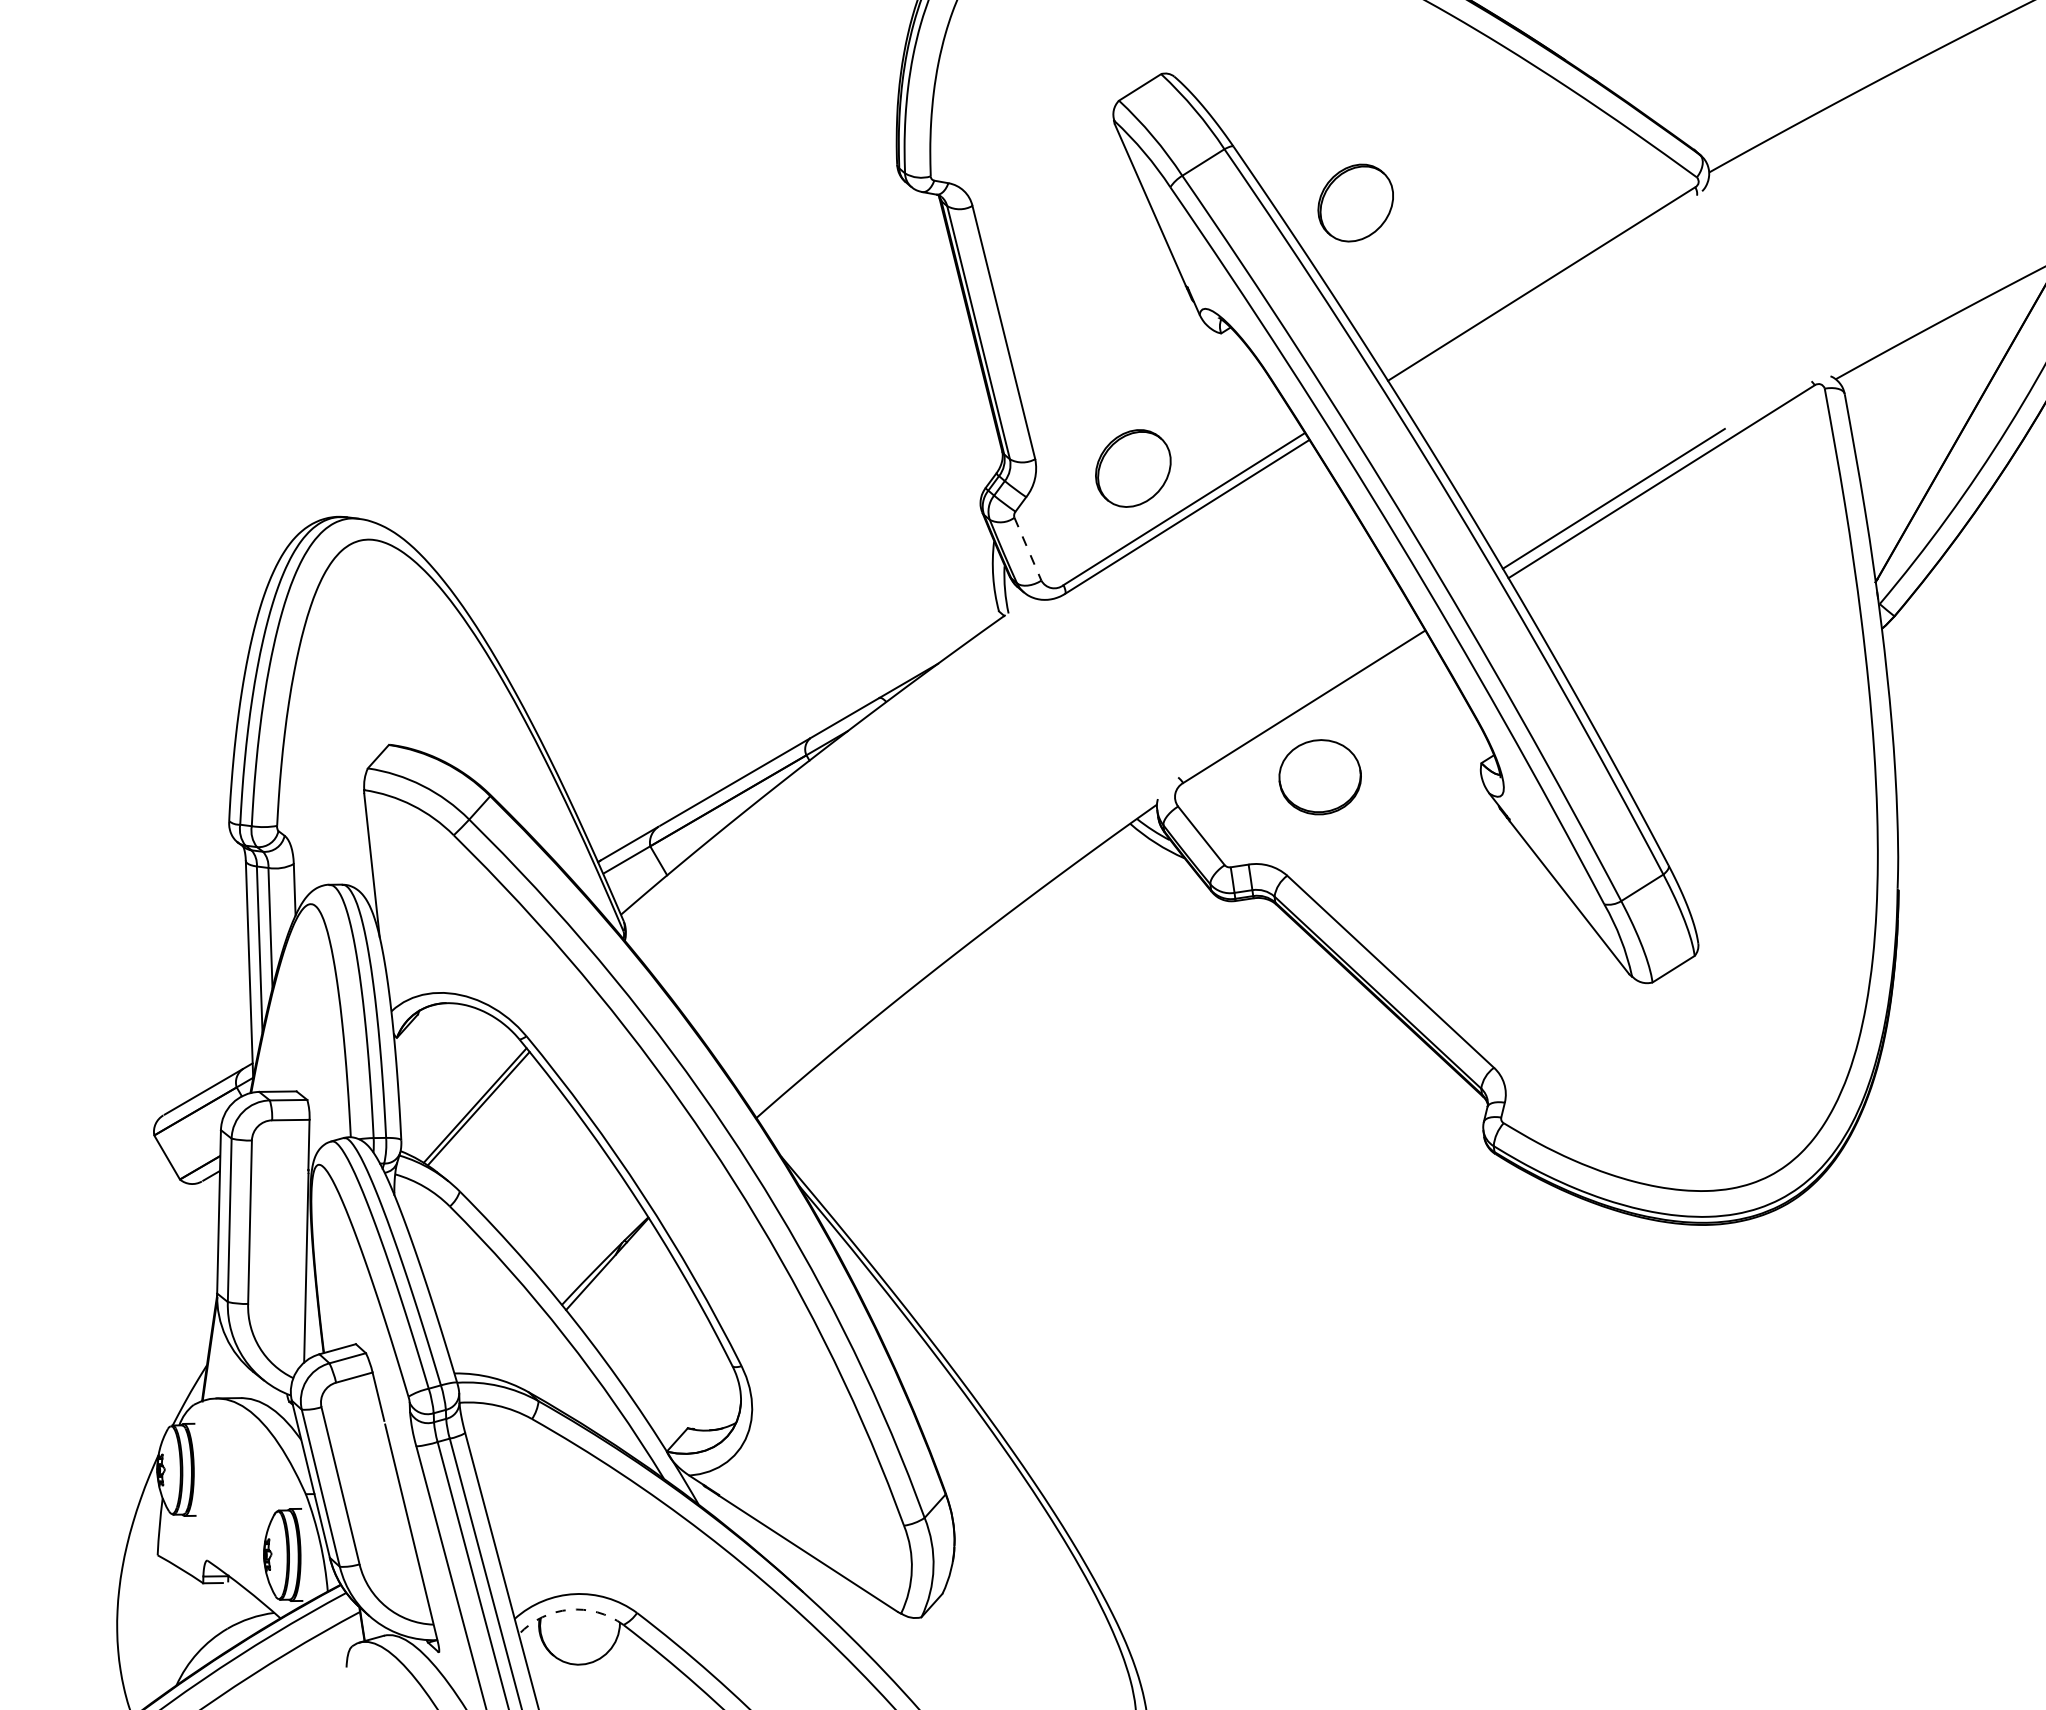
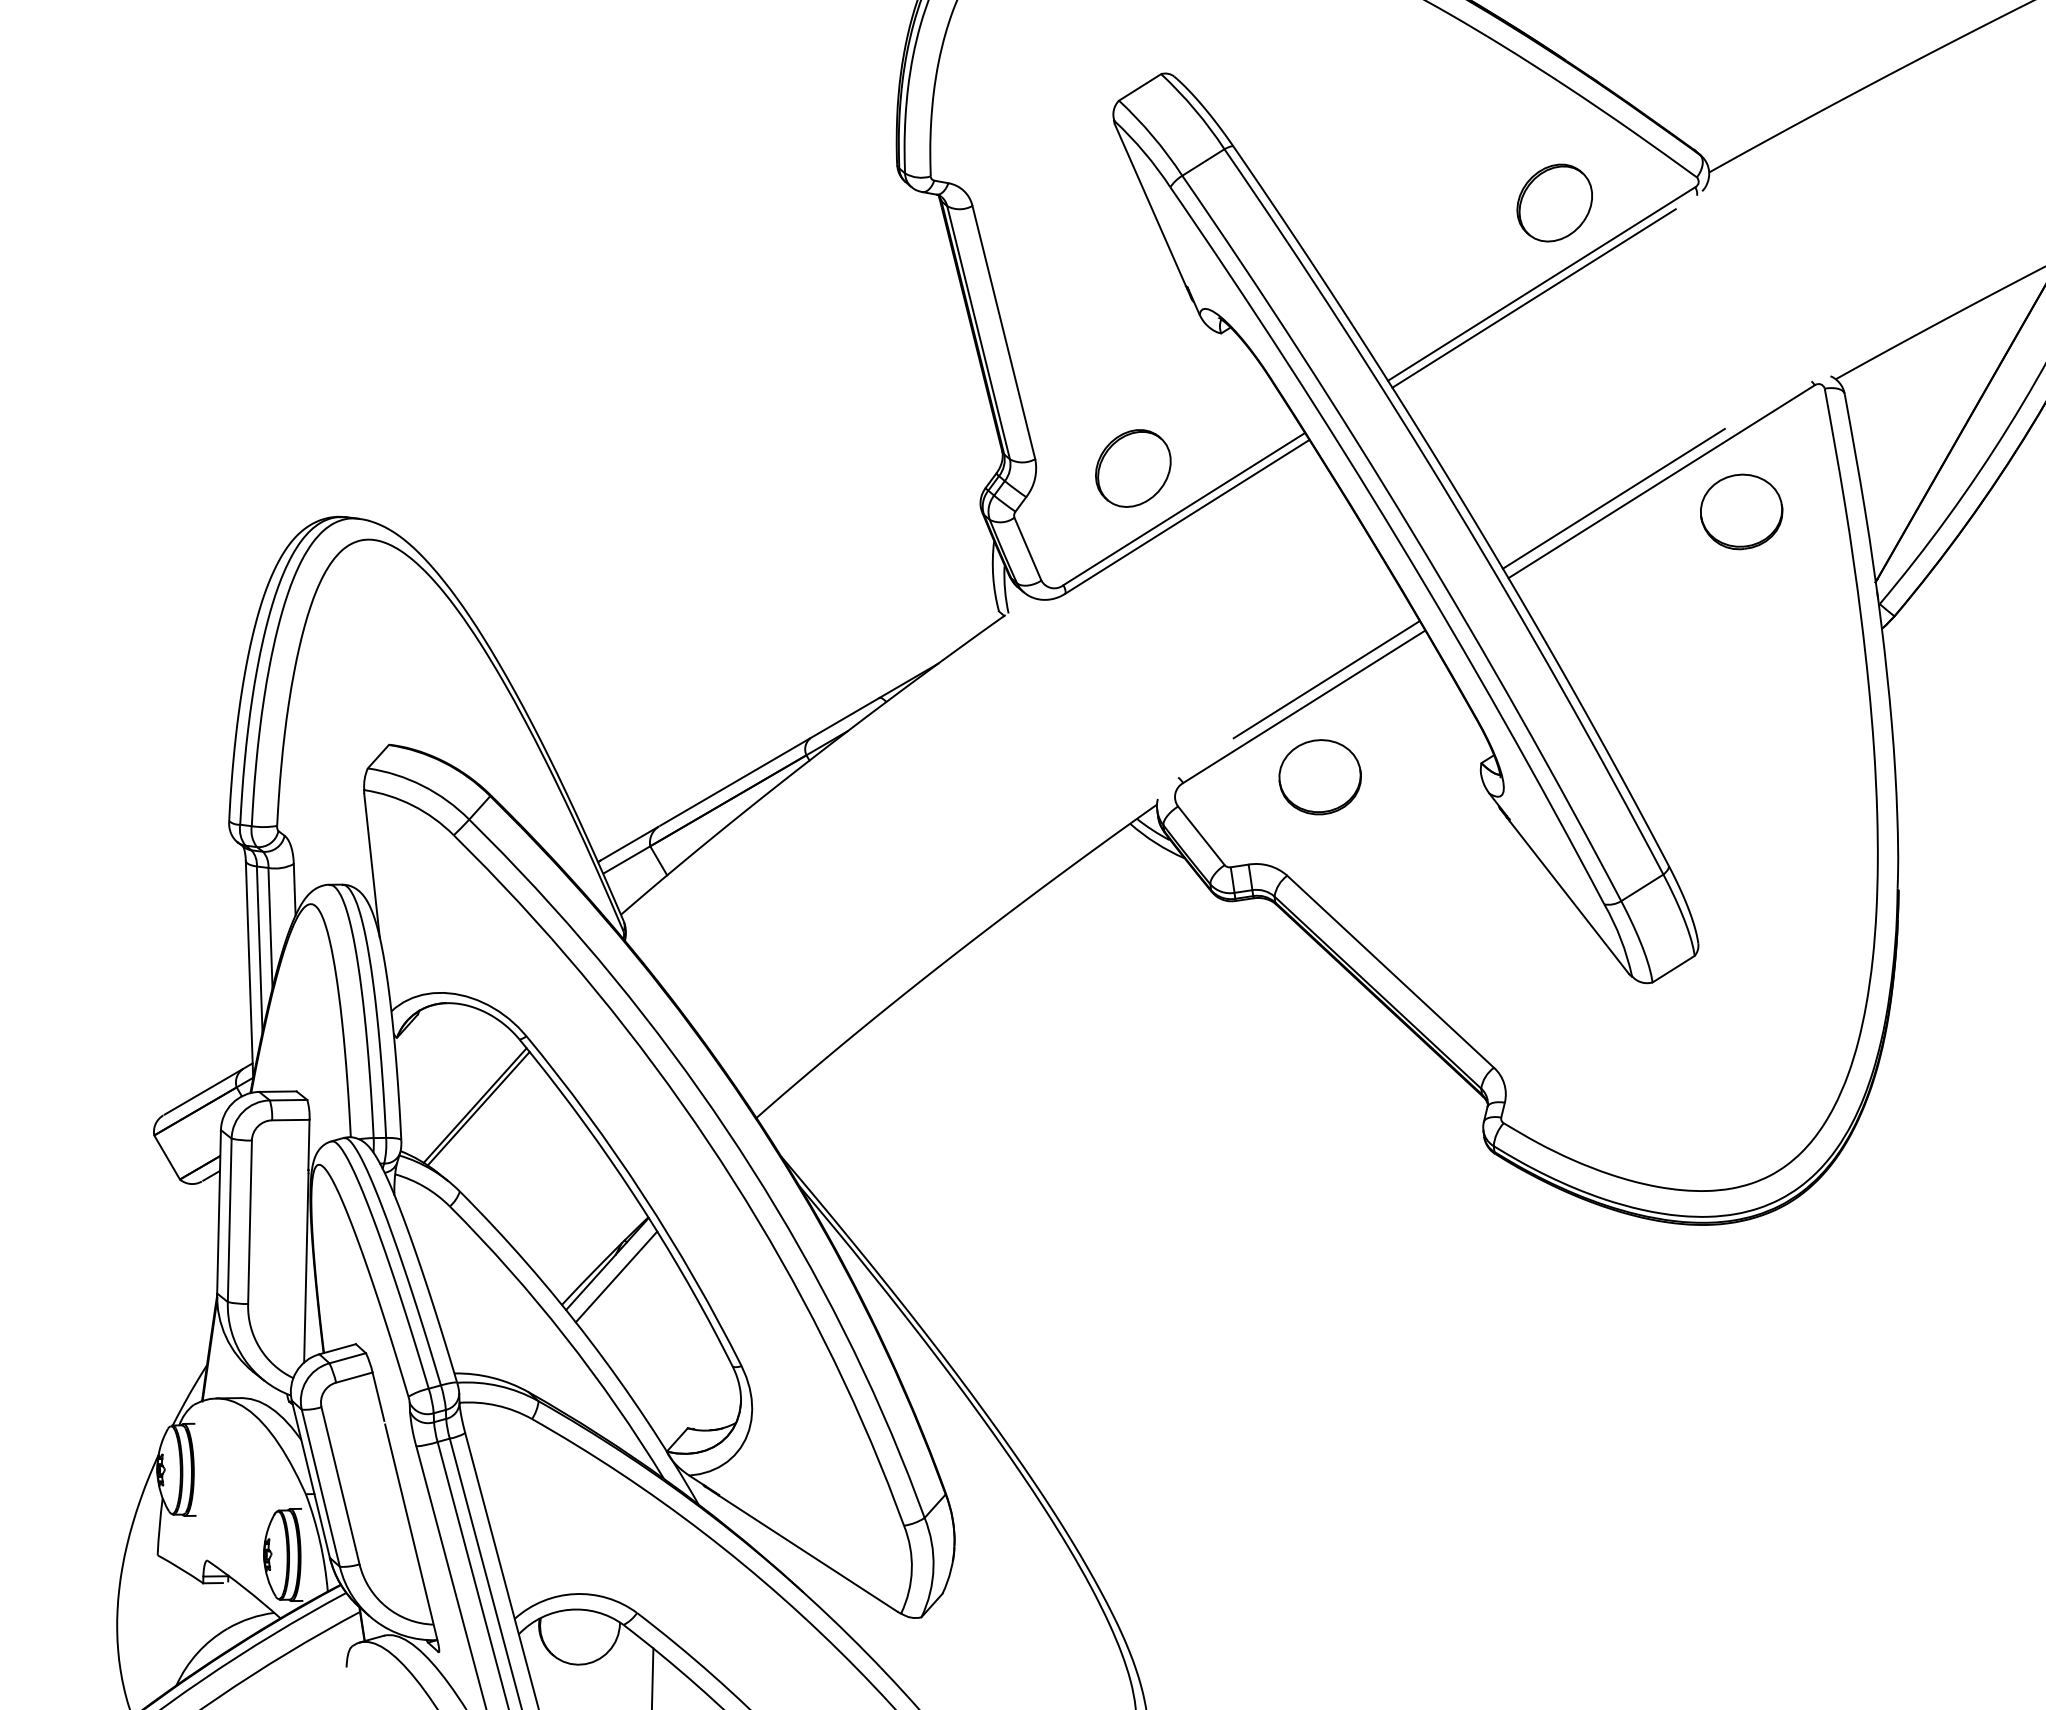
part position: (1355, 202) -> (1554, 202) (1554, 202)
line: none -> present (1533, 298)
part: none -> present (1741, 511)
line: dashed -> solid (1028, 549)
line: none -> present (1326, 679)
line: none -> present (616, 1276)
arc: dashed -> solid (569, 1609)
line: none -> present (652, 1677)
